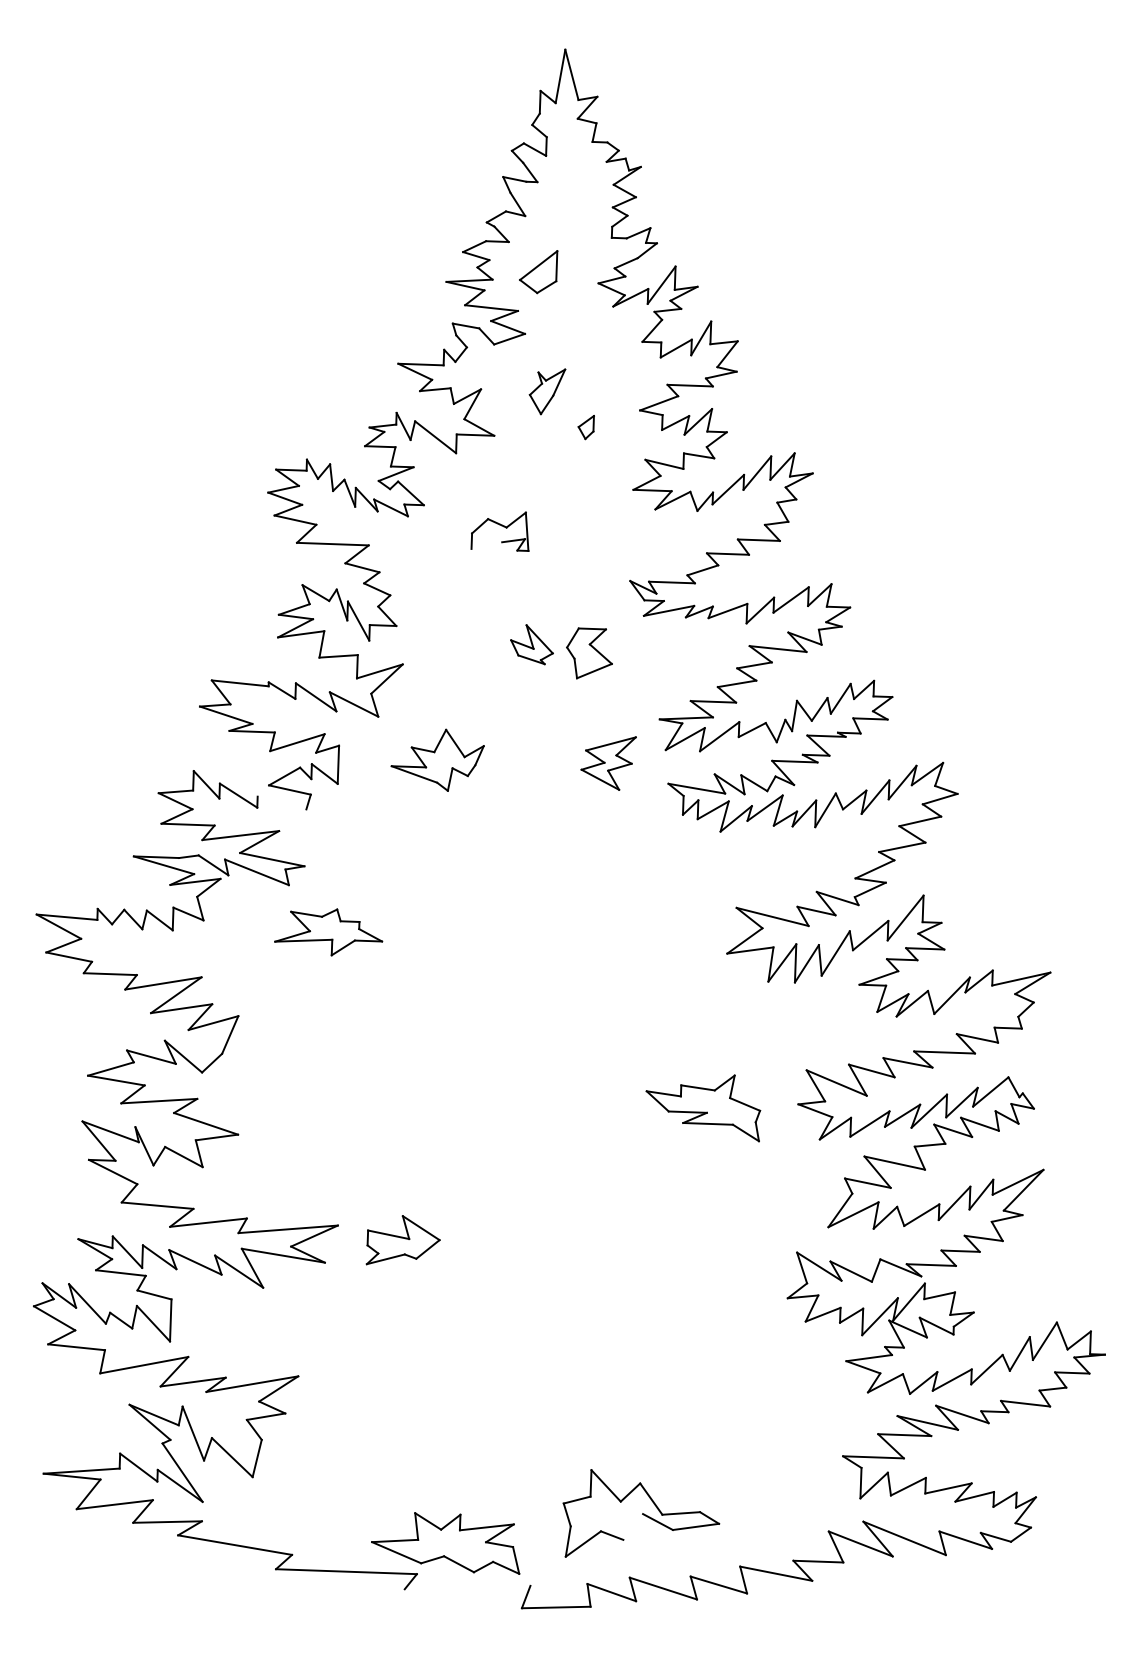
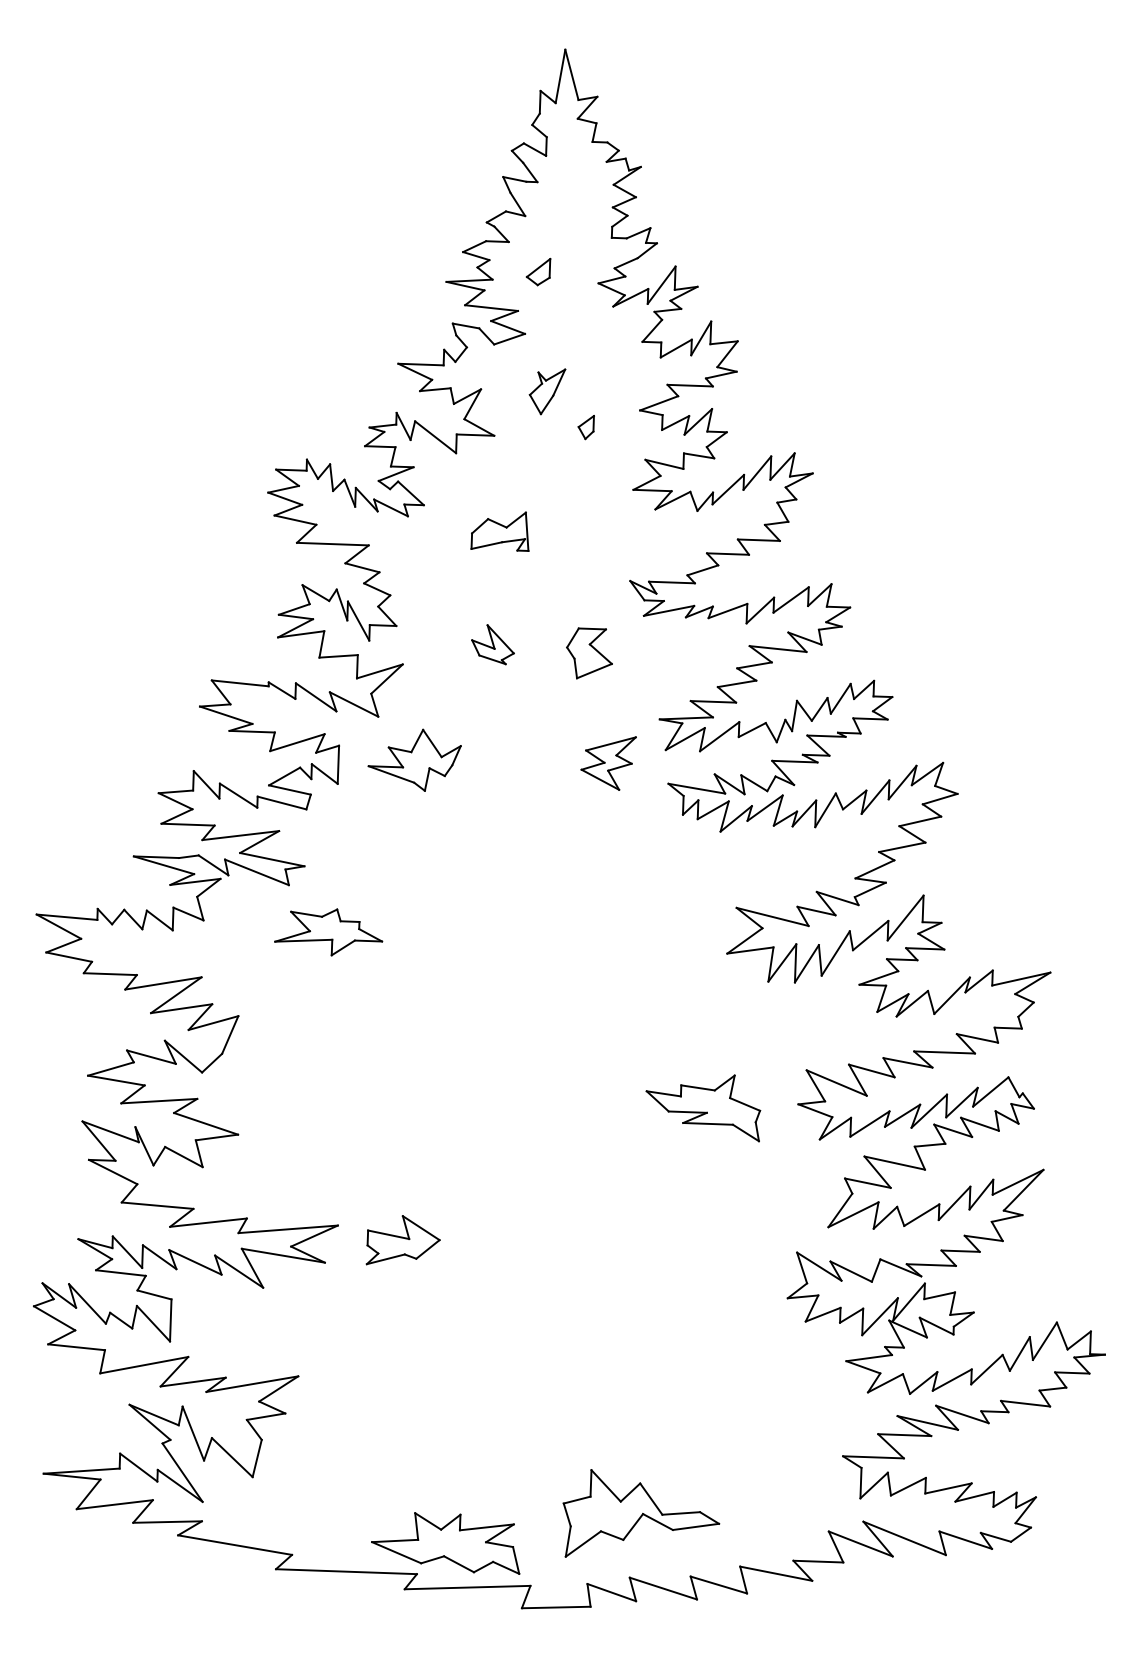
part size: 40x45 px -> 27x30 px (538, 271)
line: none -> present (486, 545)
part position: (531, 644) -> (492, 644) (492, 644)
part position: (437, 759) -> (414, 759) (414, 759)
line: none -> present (281, 802)
line: none -> present (633, 1526)
line: none -> present (467, 1587)
